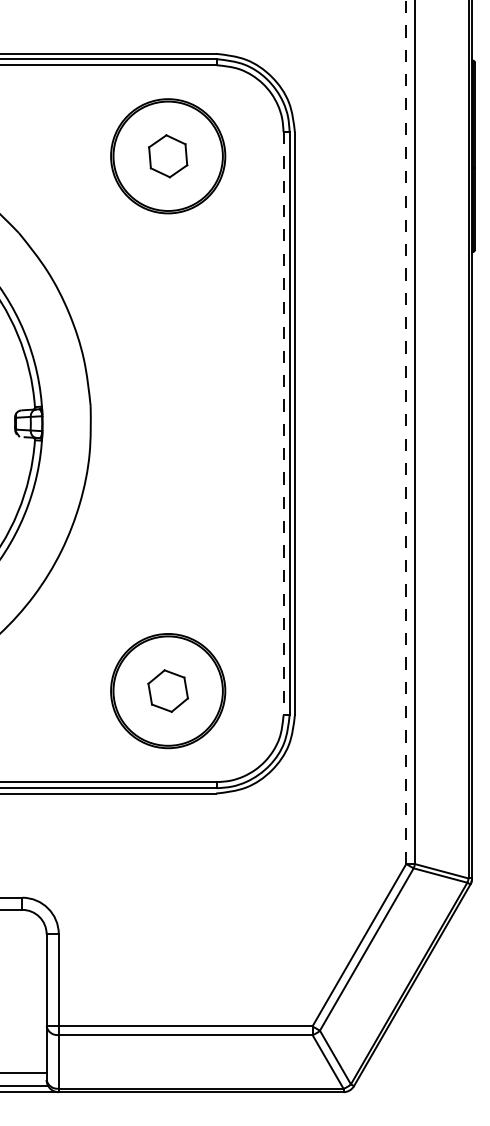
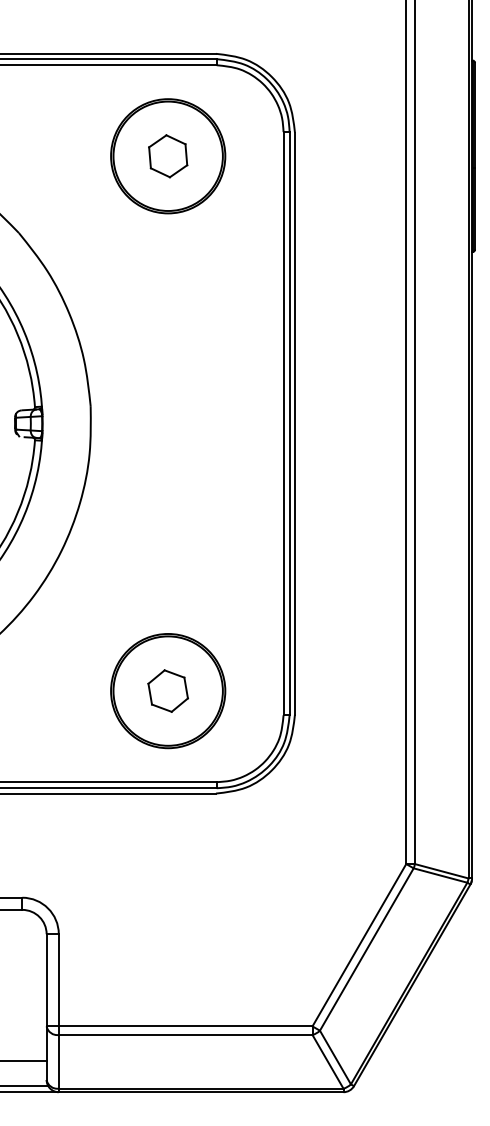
line: dashed -> solid (283, 423)
line: dashed -> solid (406, 432)
line position: (24, 1072) -> (24, 1060) (24, 1060)
